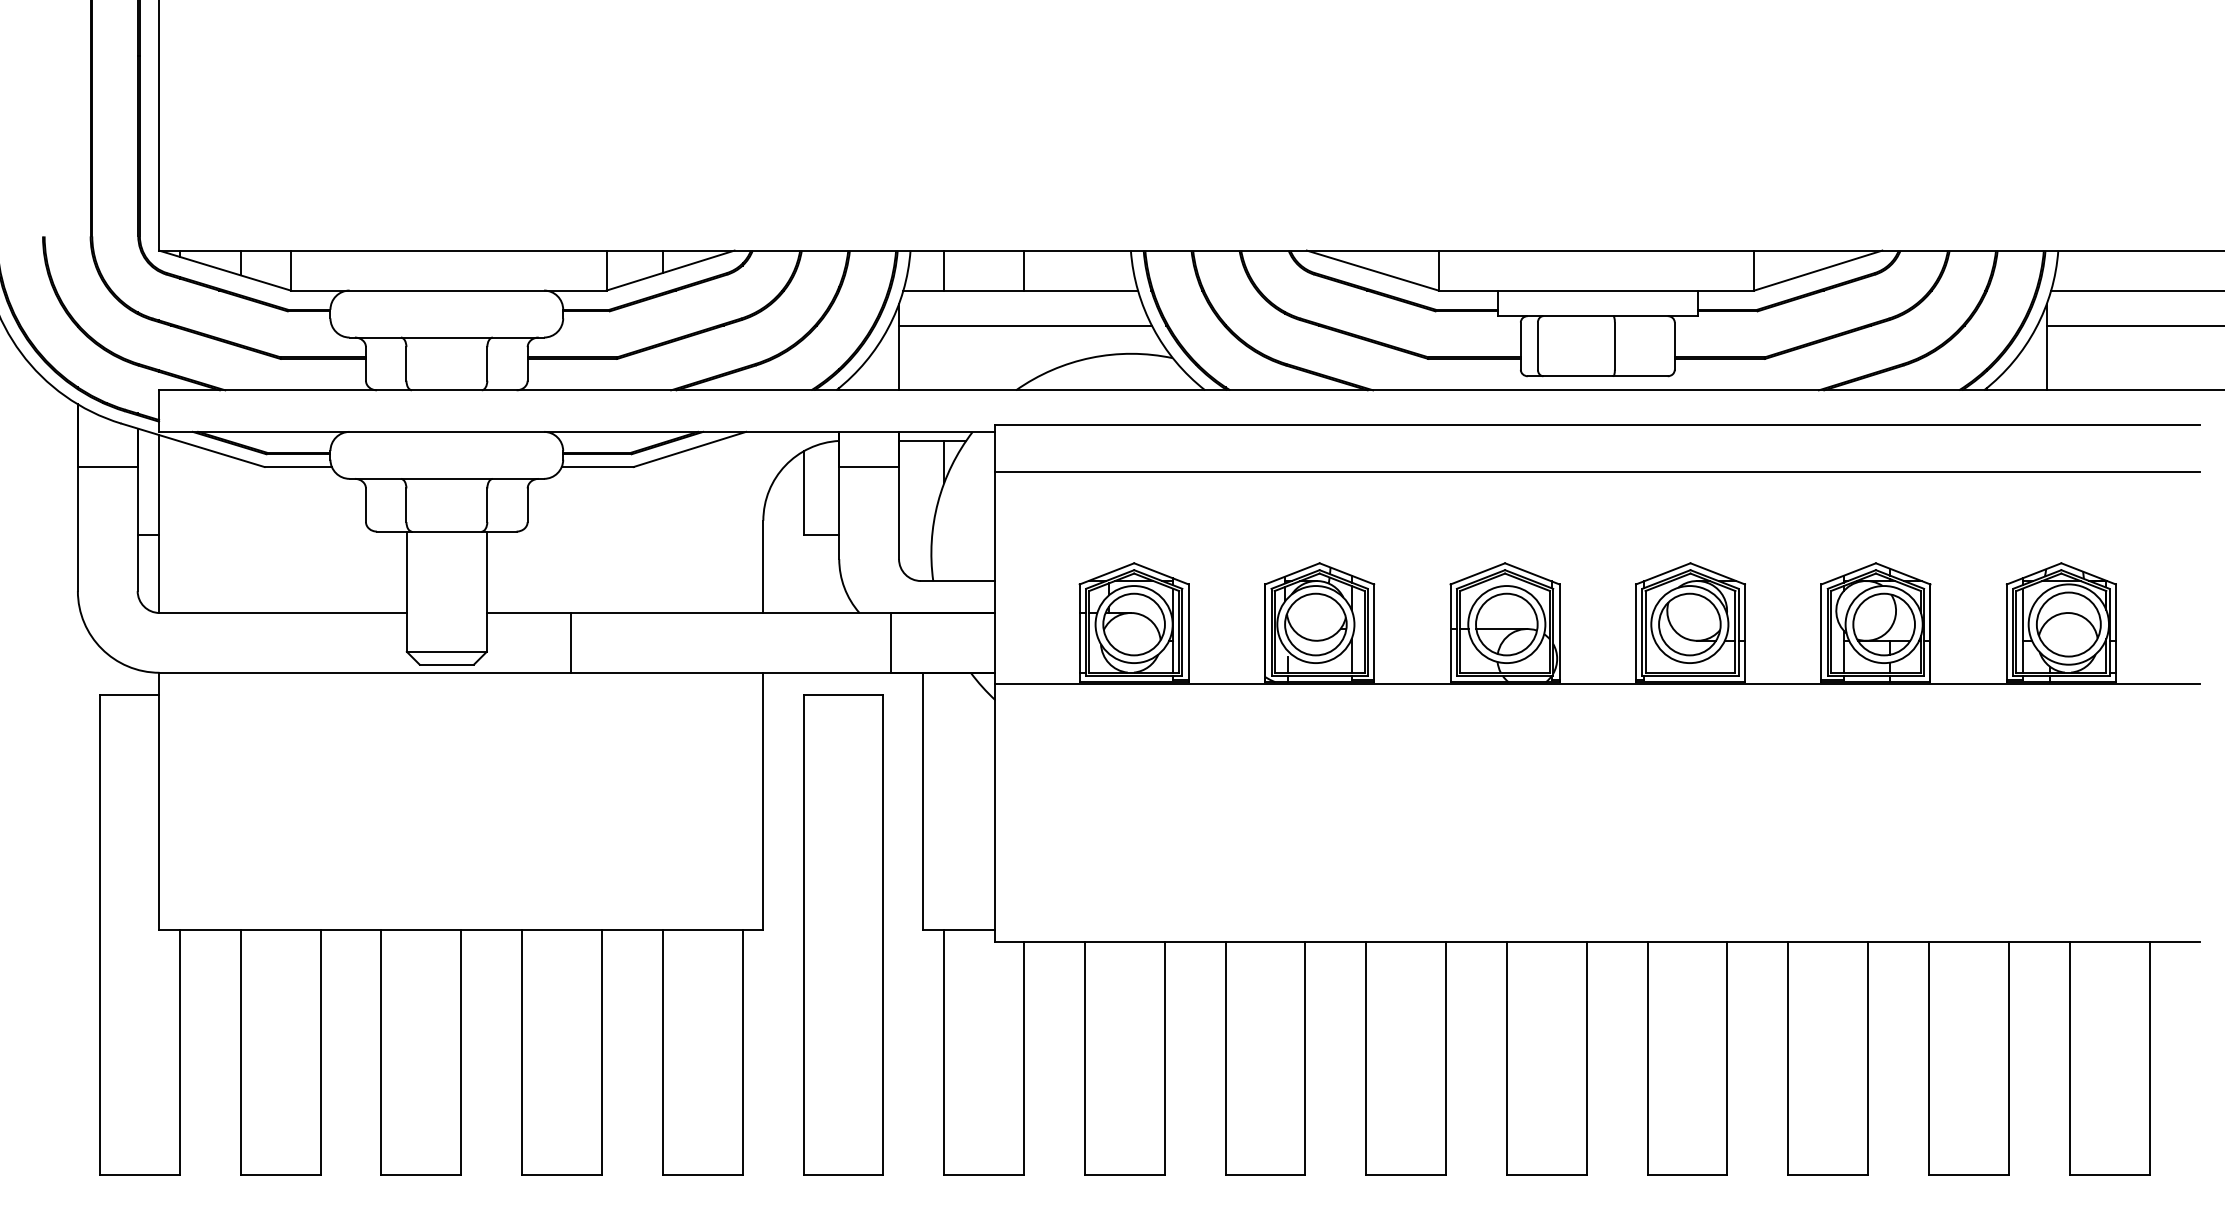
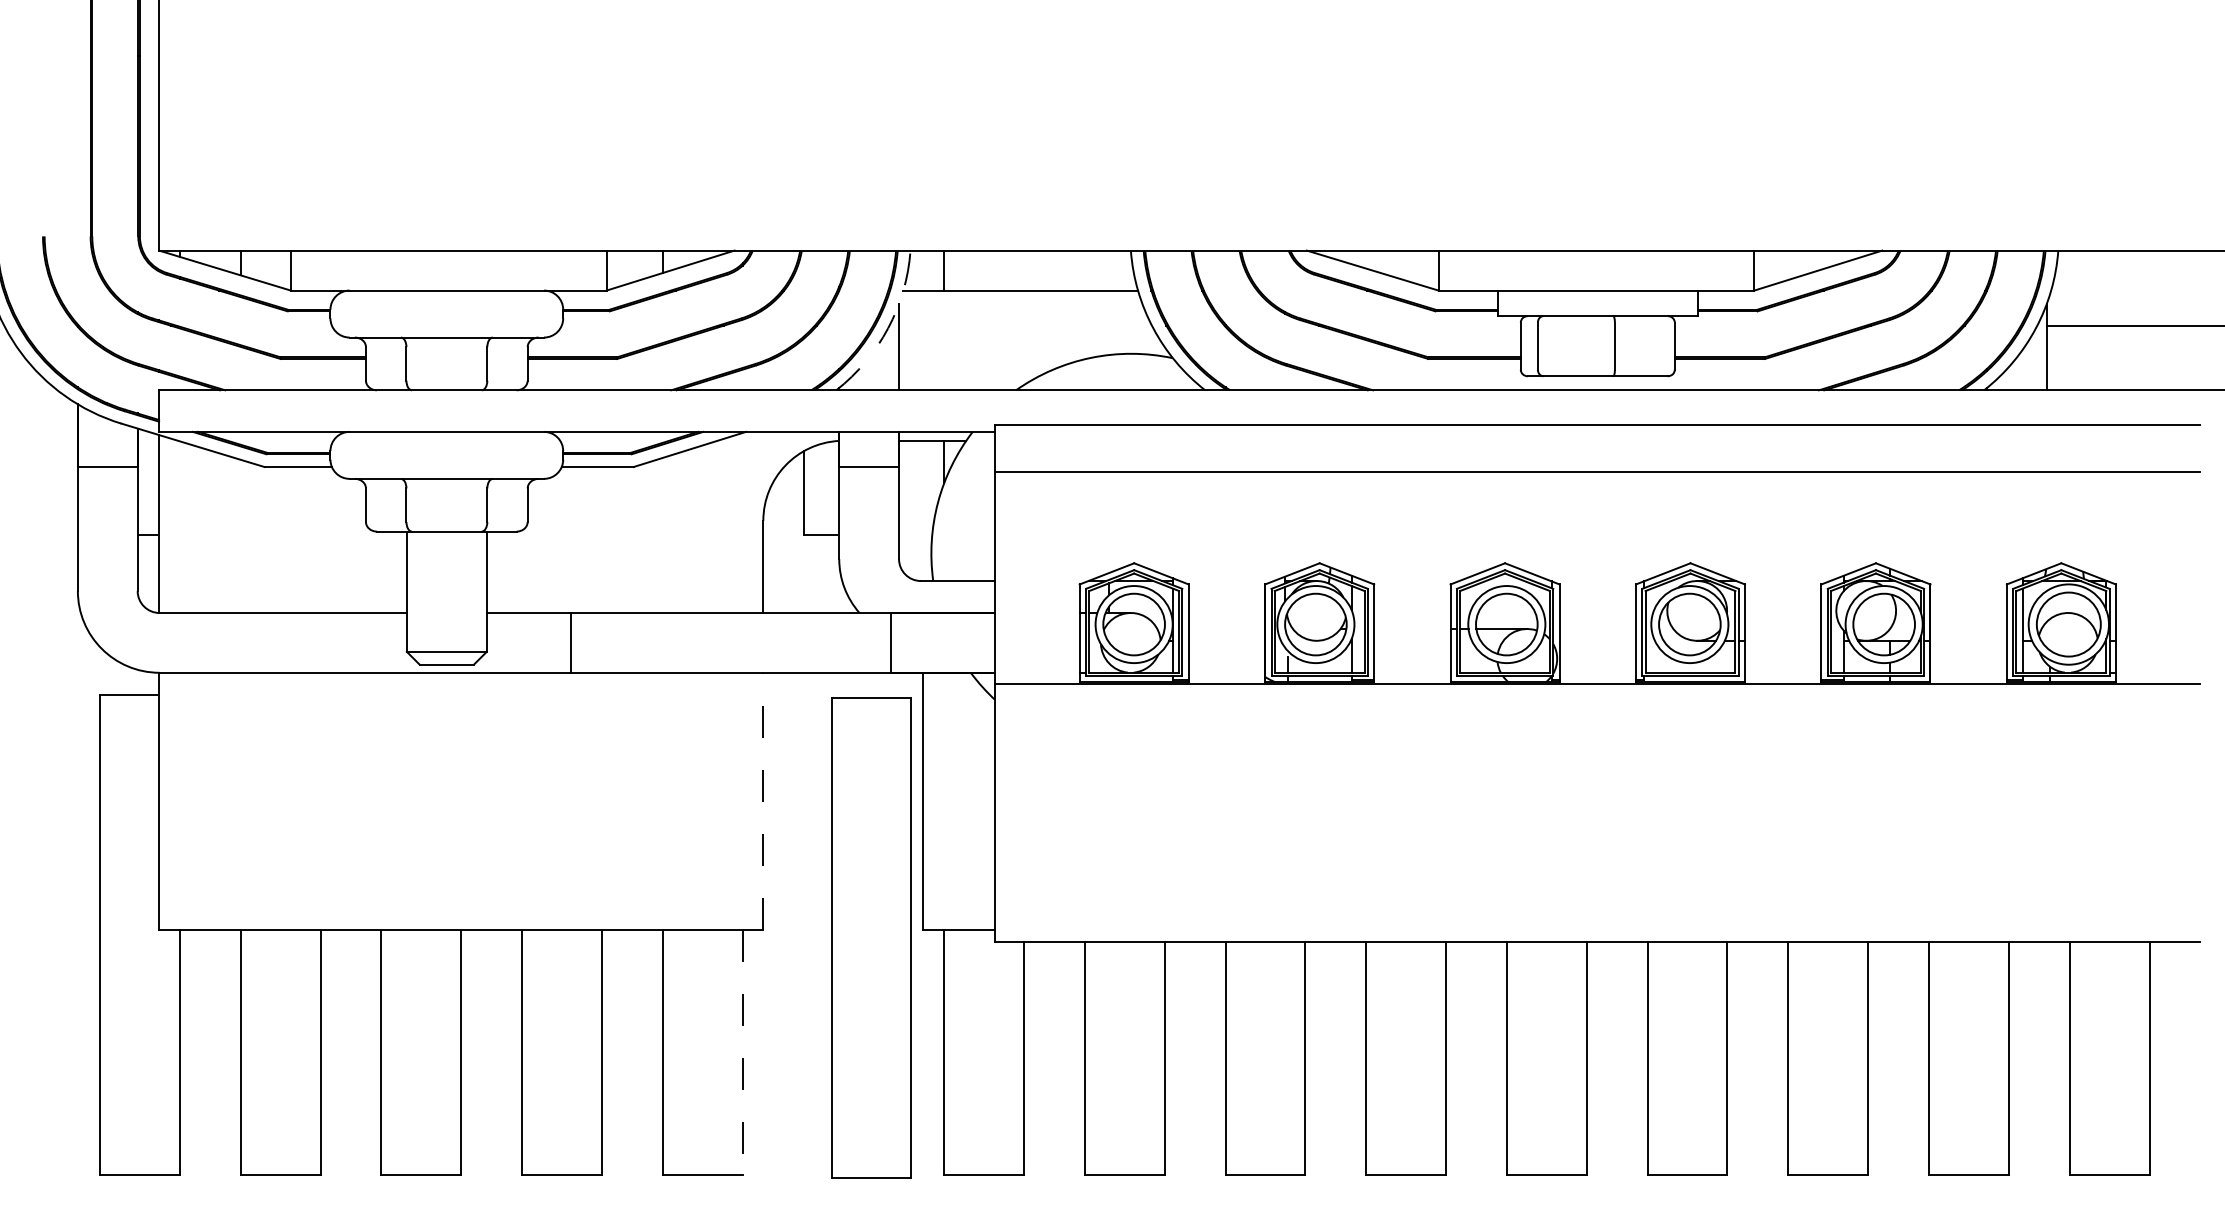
line: present -> none (1024, 270)
line: present -> none (2136, 290)
line: present -> none (1025, 325)
arc: solid -> dashed (888, 328)
line: solid -> dashed (763, 801)
part position: (843, 934) -> (871, 937) (871, 937)
line: solid -> dashed (742, 1052)
